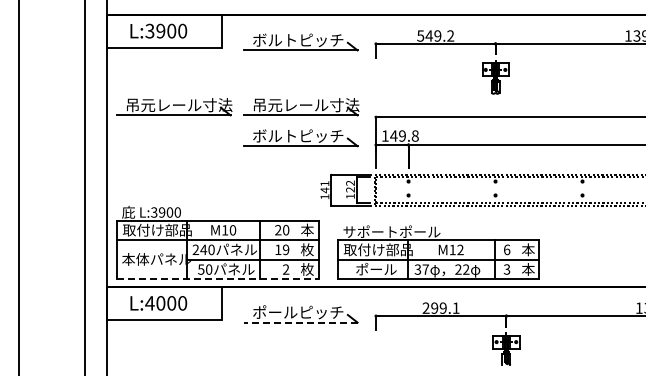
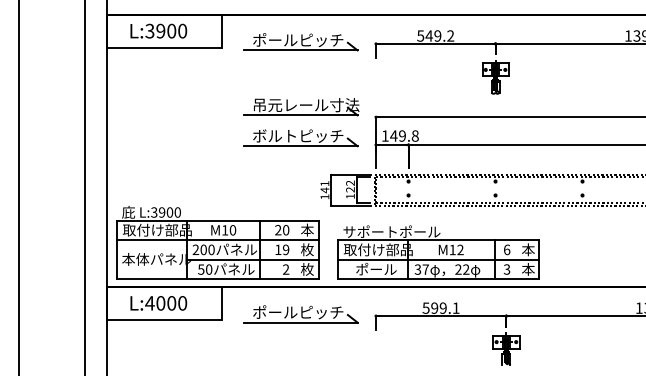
text: ボルトピッチ -> ポールピッチ (280, 39)
part: present -> none (174, 107)
text: 240 -> 200 (203, 249)
line: dashed -> solid (217, 279)
text: 299.1 -> 599.1 (425, 307)
line: dashed -> solid (300, 322)
